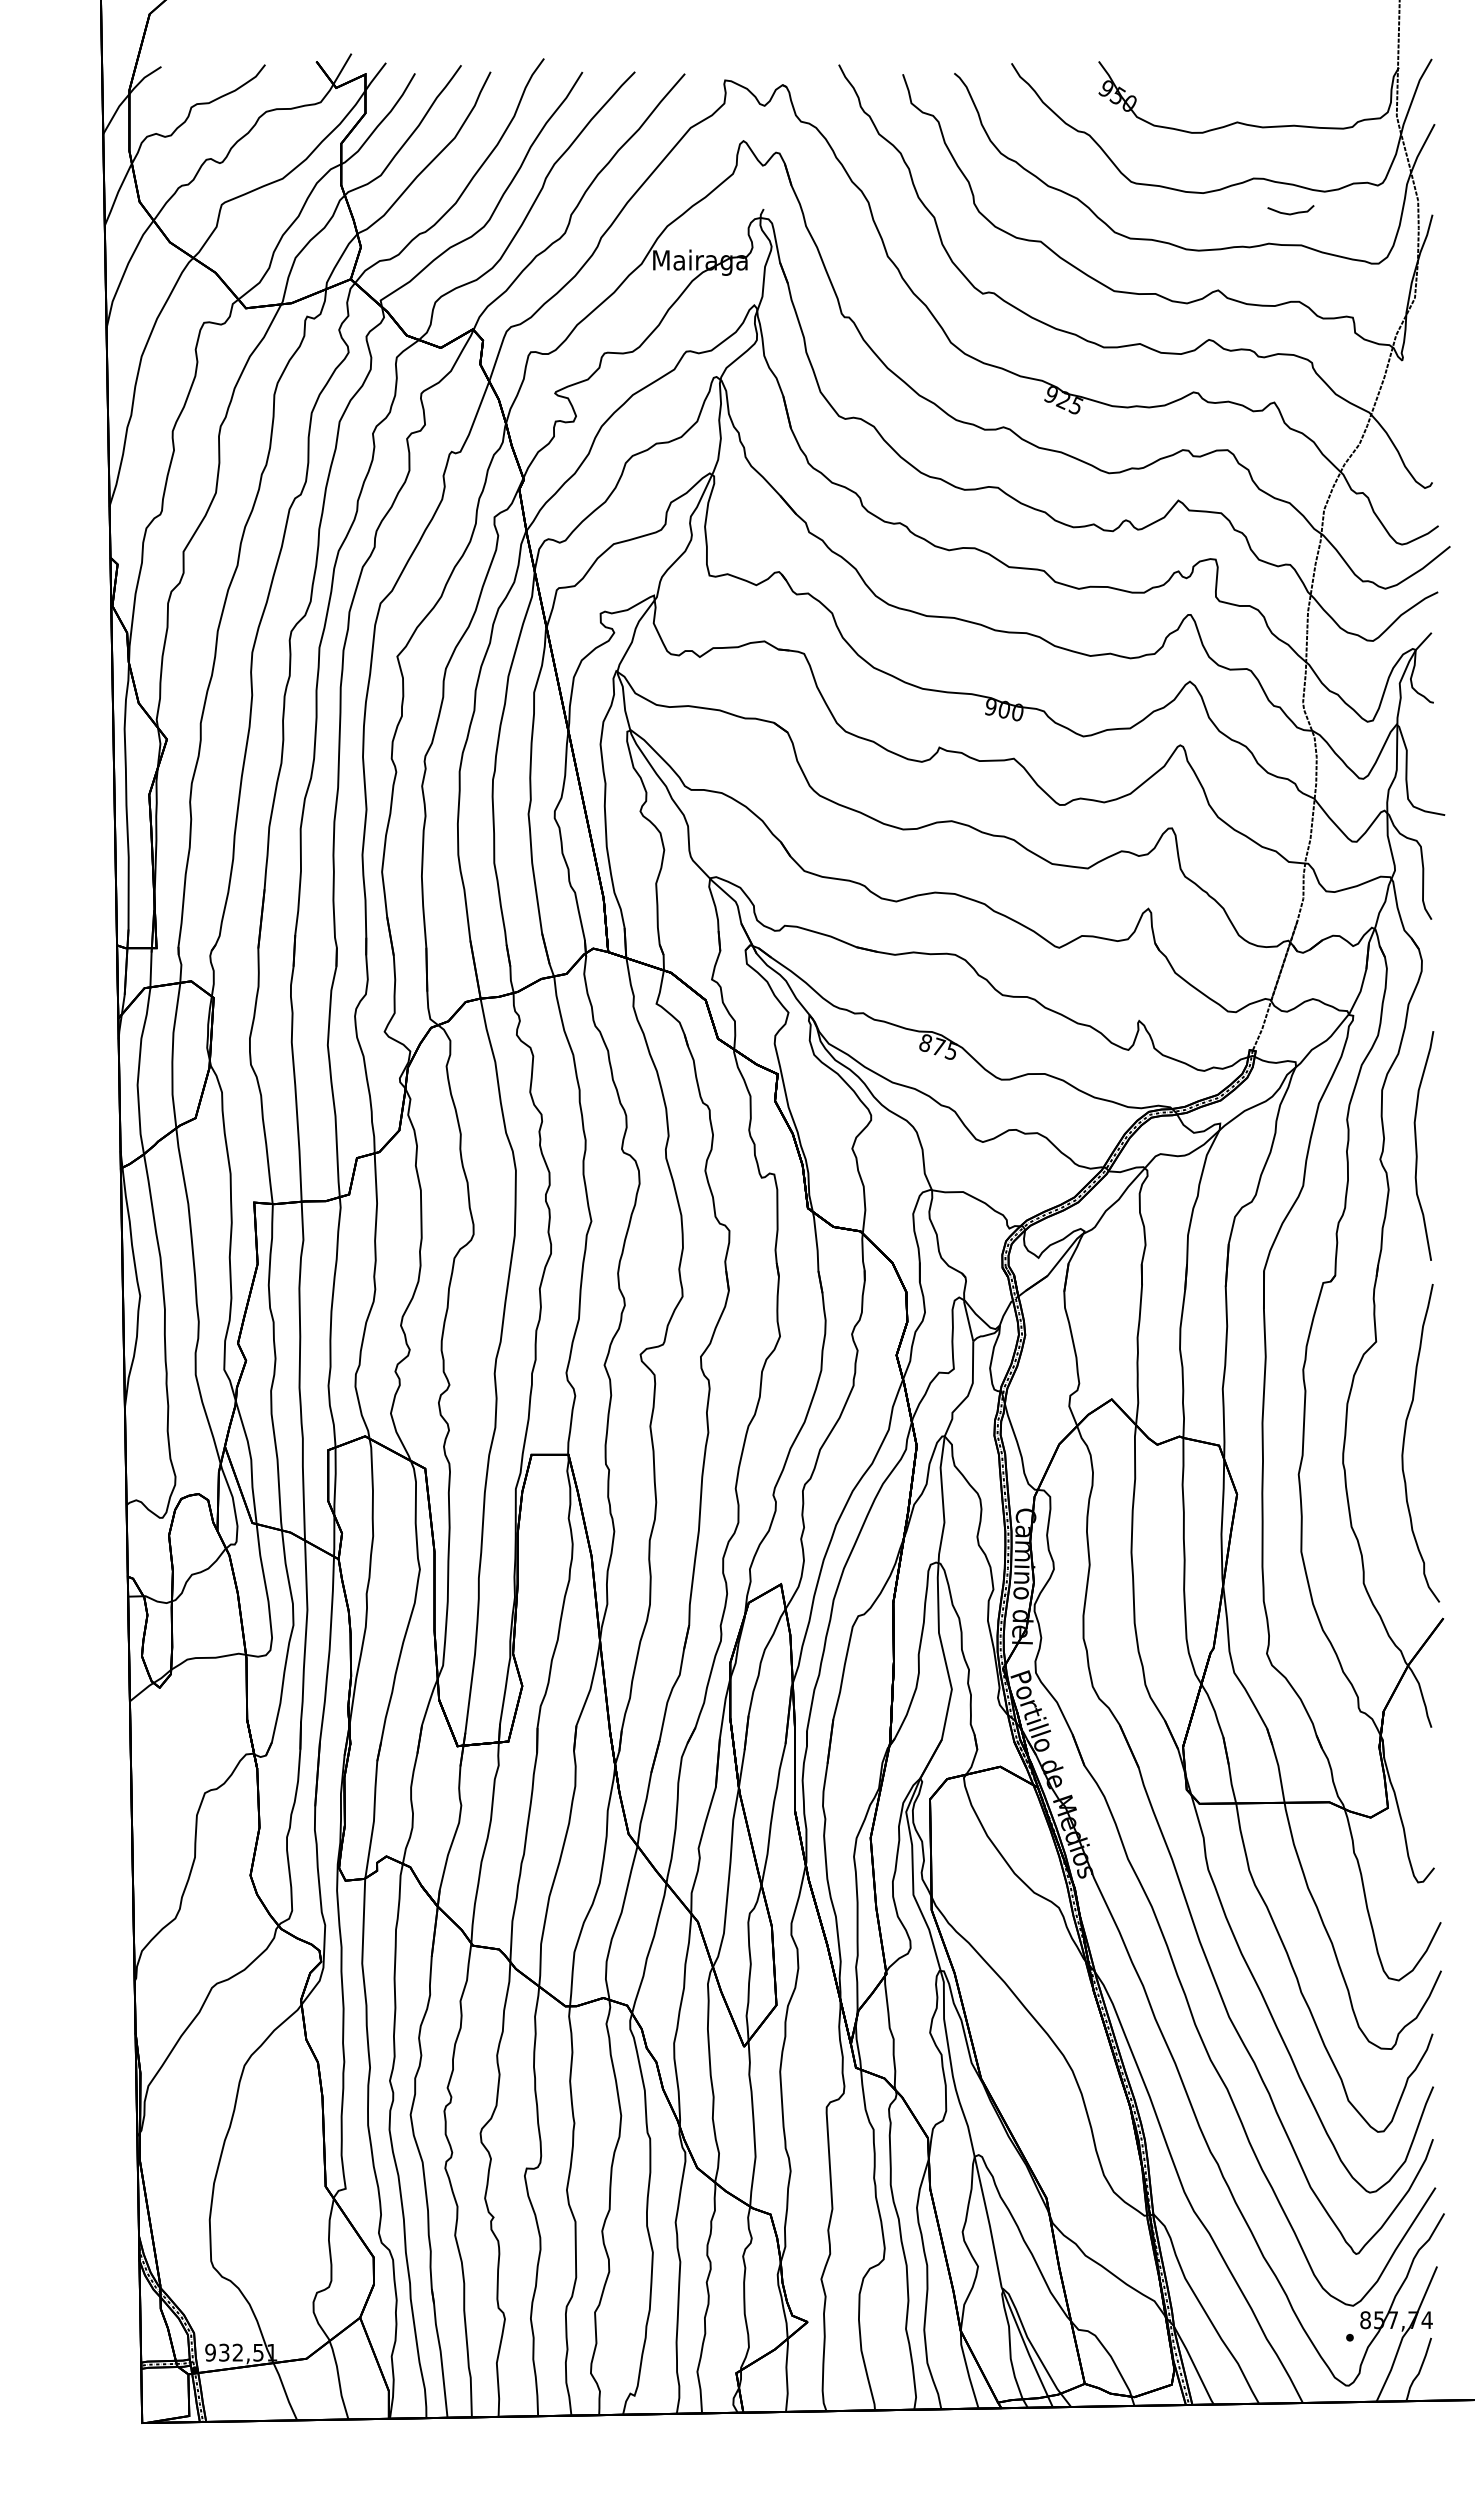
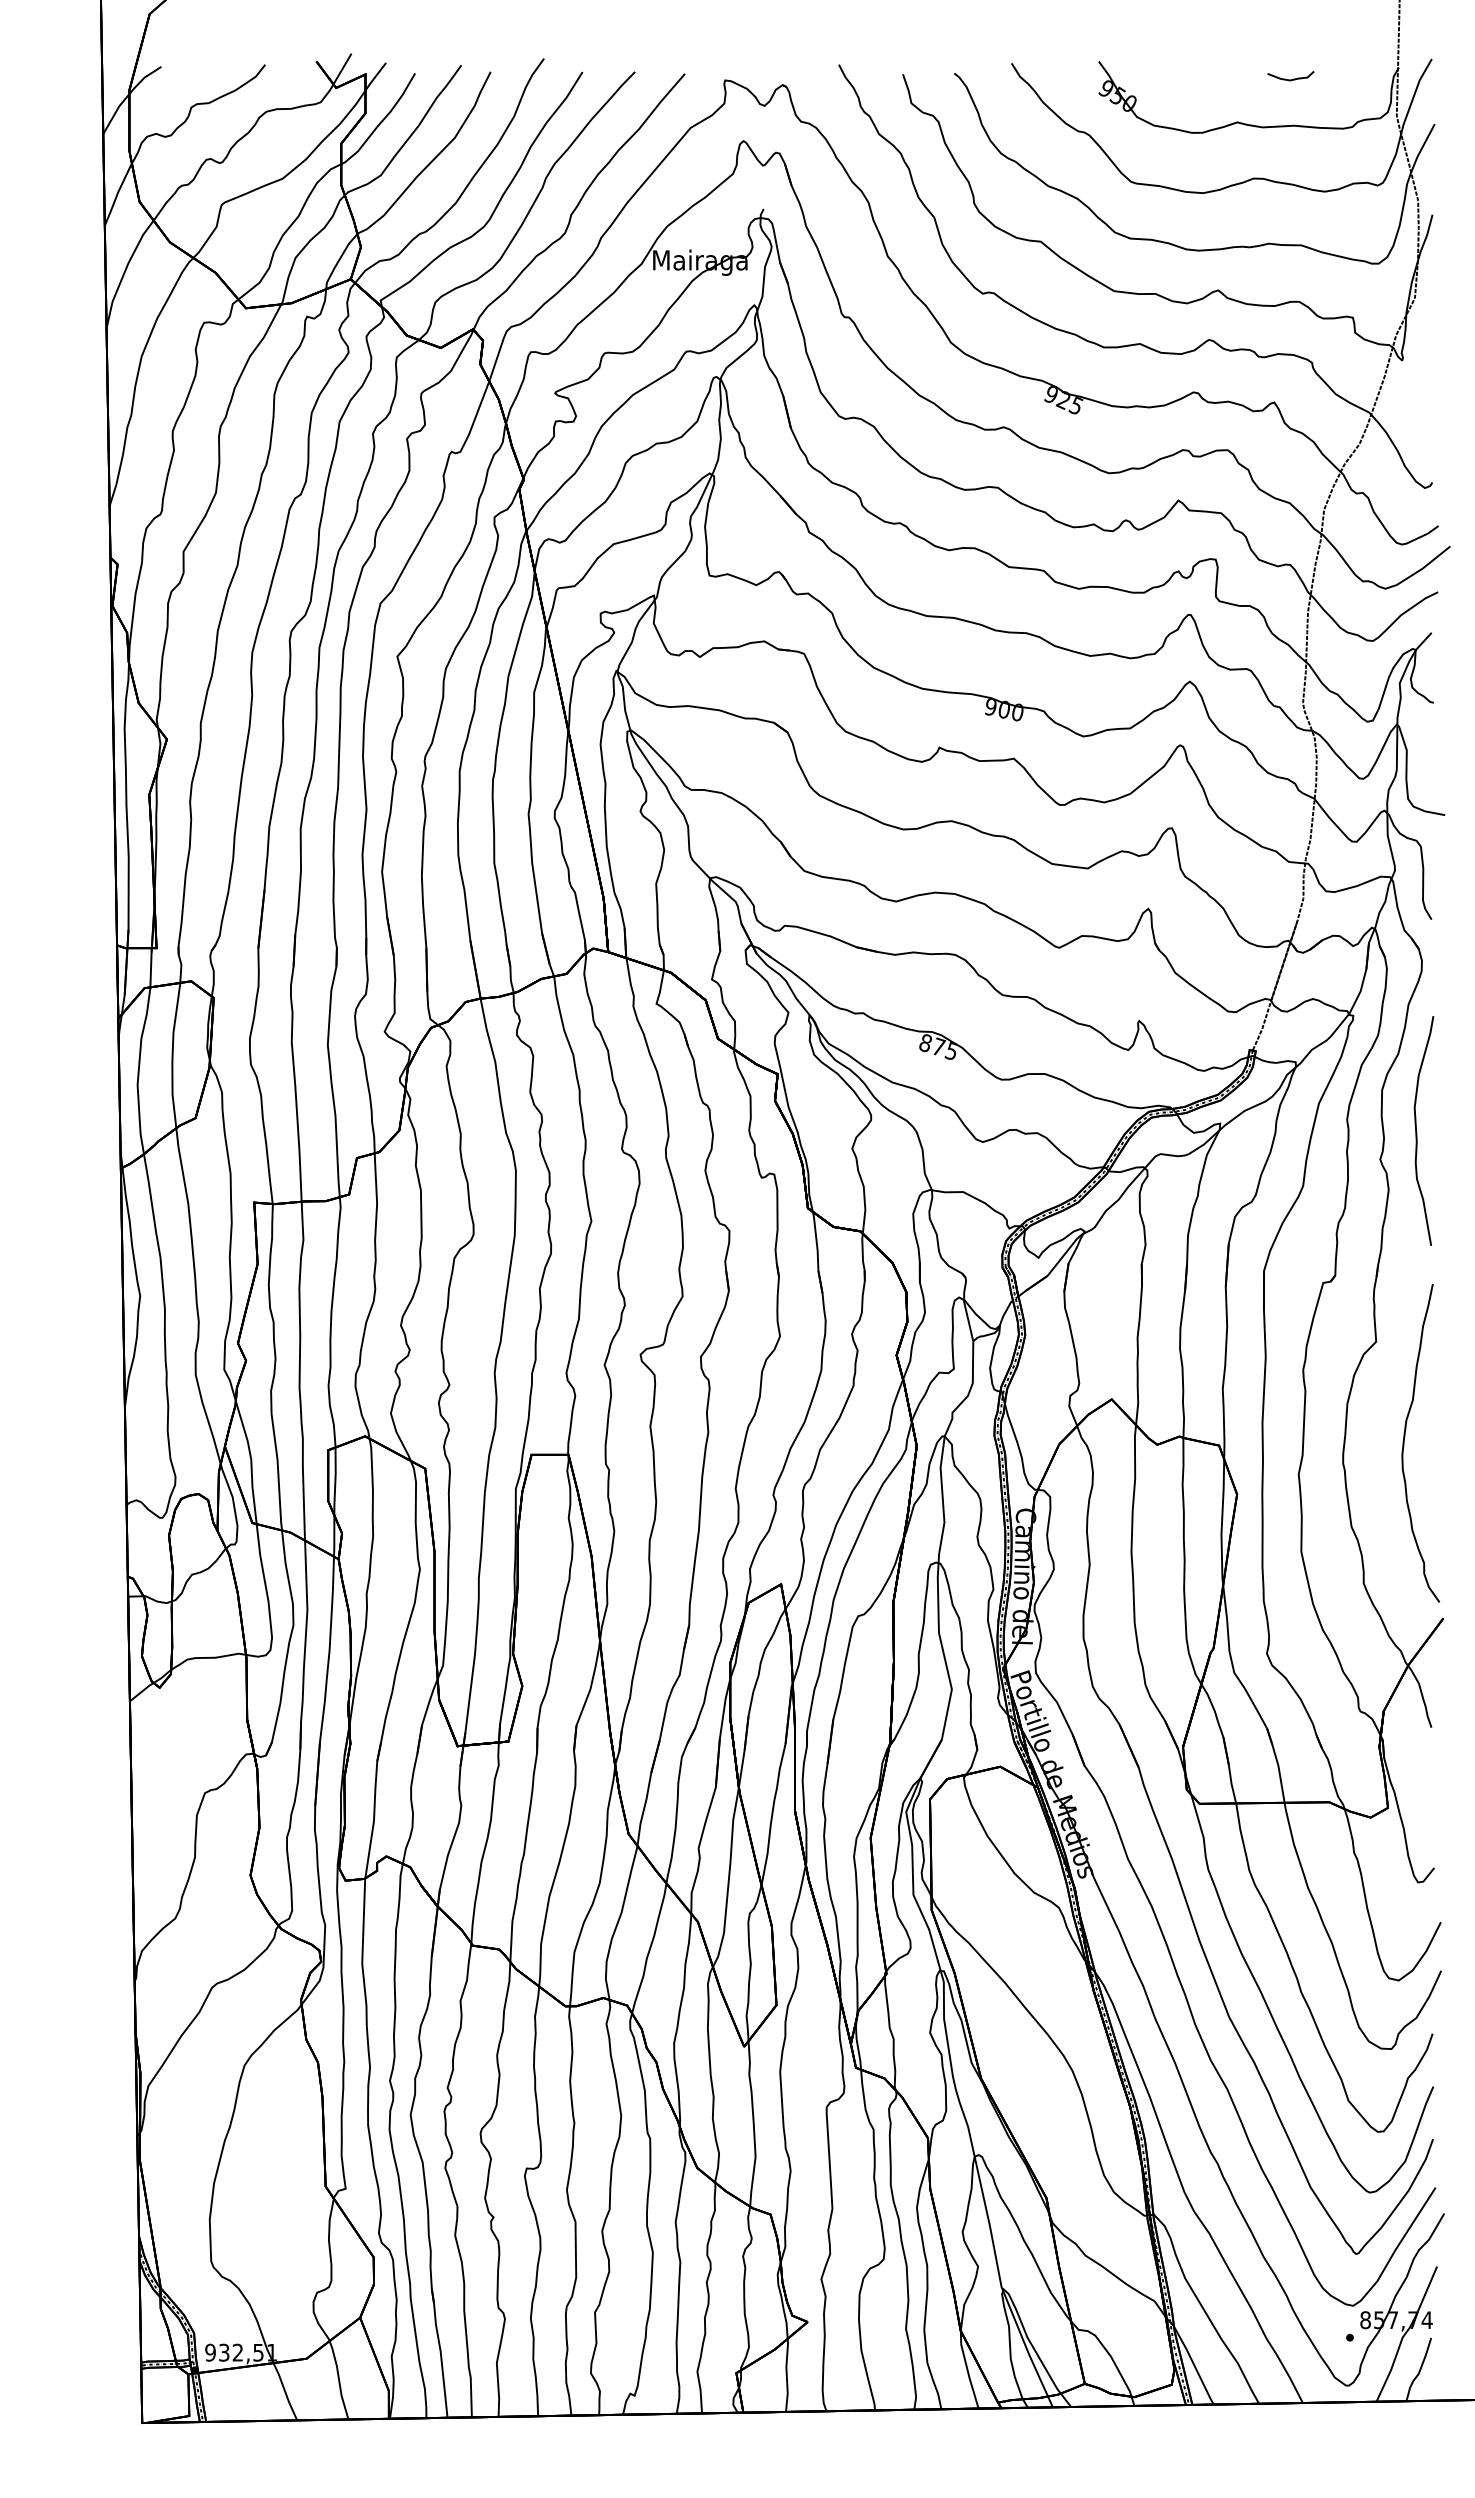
curve position: (1290, 213) -> (1290, 79) (1290, 79)
curve position: (1417, 1146) -> (1417, 1131) (1417, 1131)
